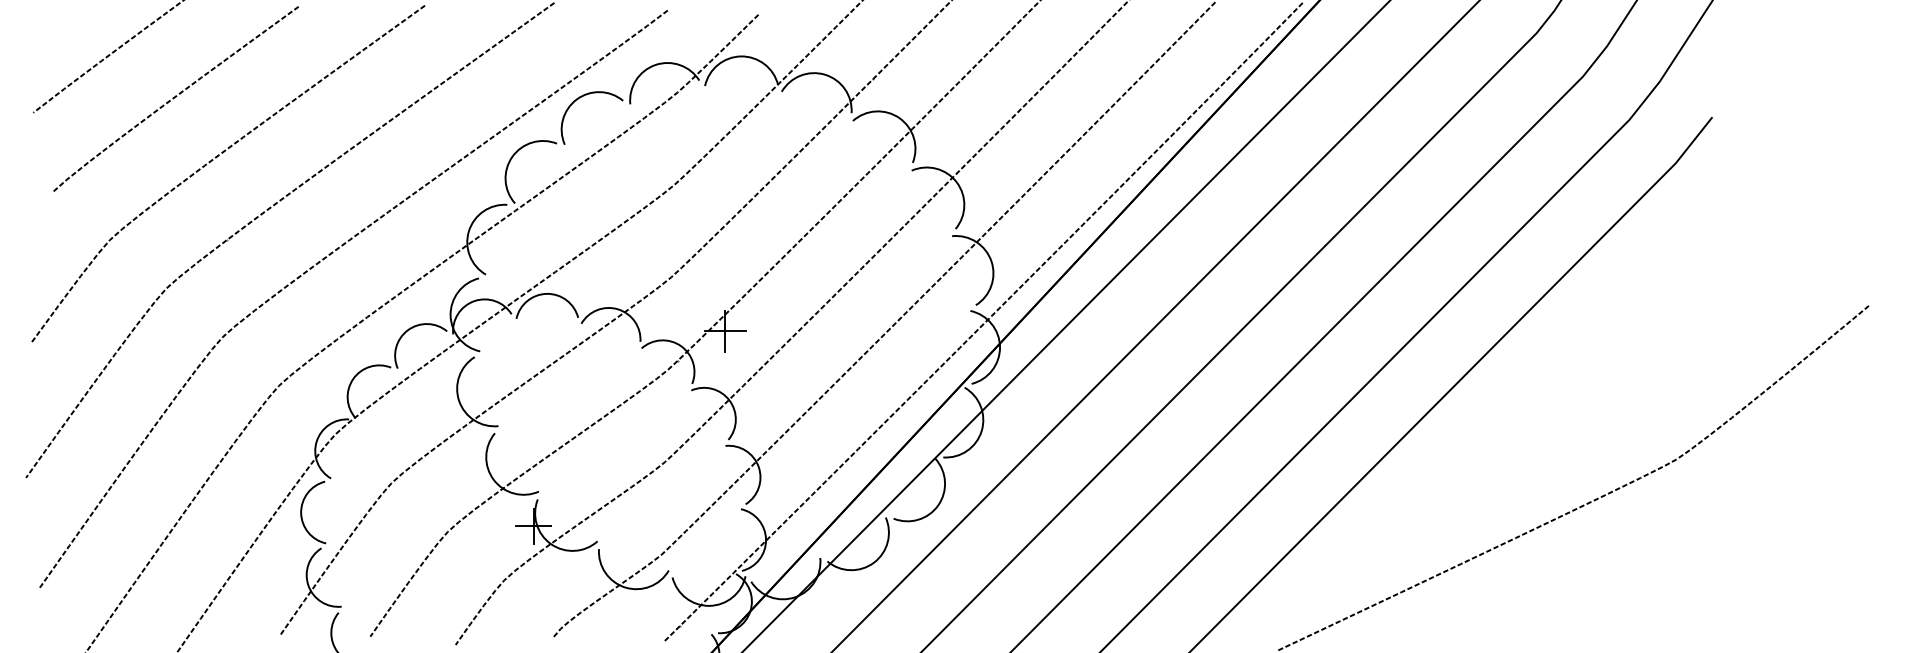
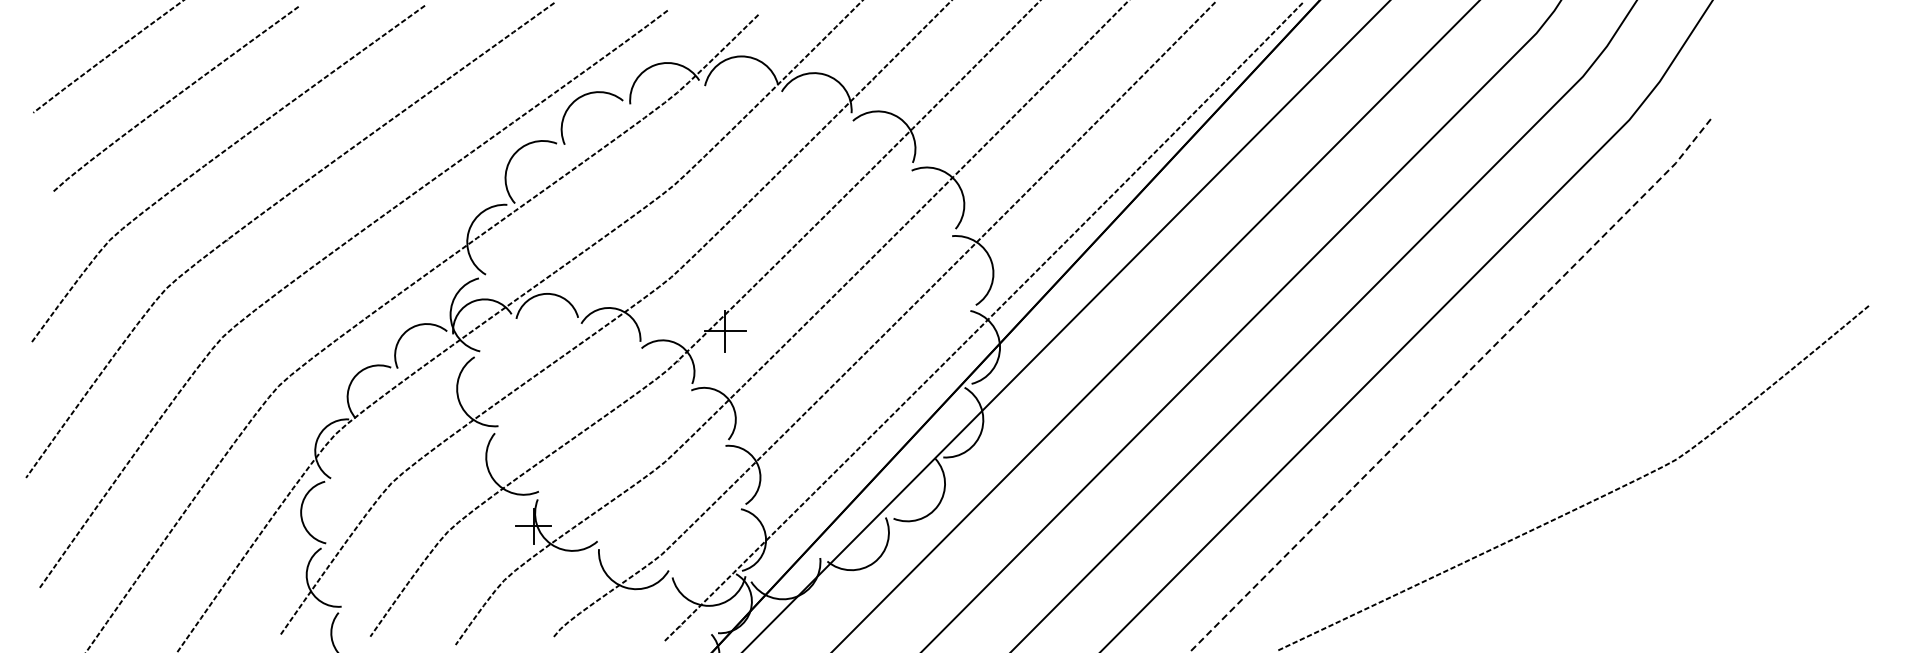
line: solid -> dashed (1453, 386)
